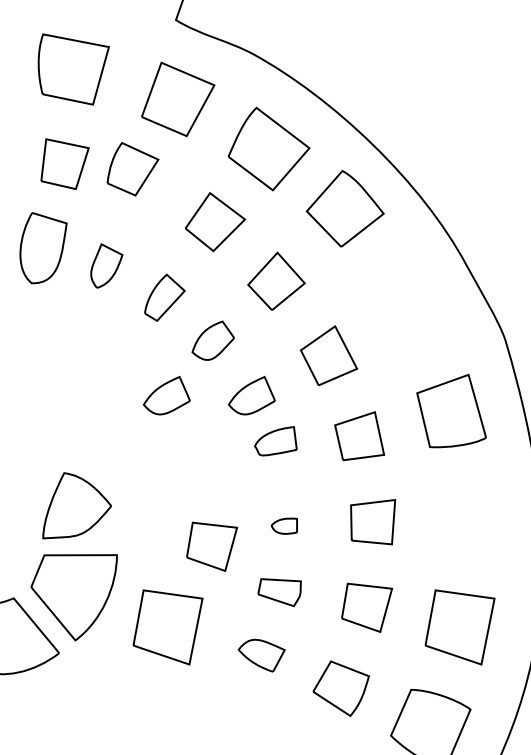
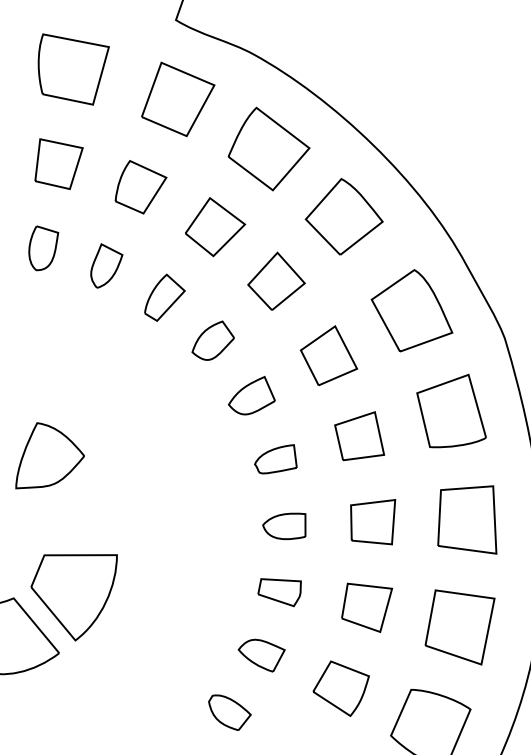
part position: (64, 163) -> (58, 163) (58, 163)
part position: (132, 169) -> (140, 187) (140, 187)
part position: (344, 208) -> (343, 216) (343, 216)
part position: (215, 222) -> (215, 227) (215, 227)
part size: 49x73 px -> 32x47 px (43, 248)
part: none -> present (411, 310)
part: present -> none (166, 395)
part position: (275, 441) -> (275, 459) (275, 459)
part position: (76, 505) -> (49, 455) (49, 455)
part: none -> present (467, 519)
part size: 28x18 px -> 45x28 px (284, 525)
part: present -> none (212, 546)
part: present -> none (167, 627)
part: none -> present (229, 712)
